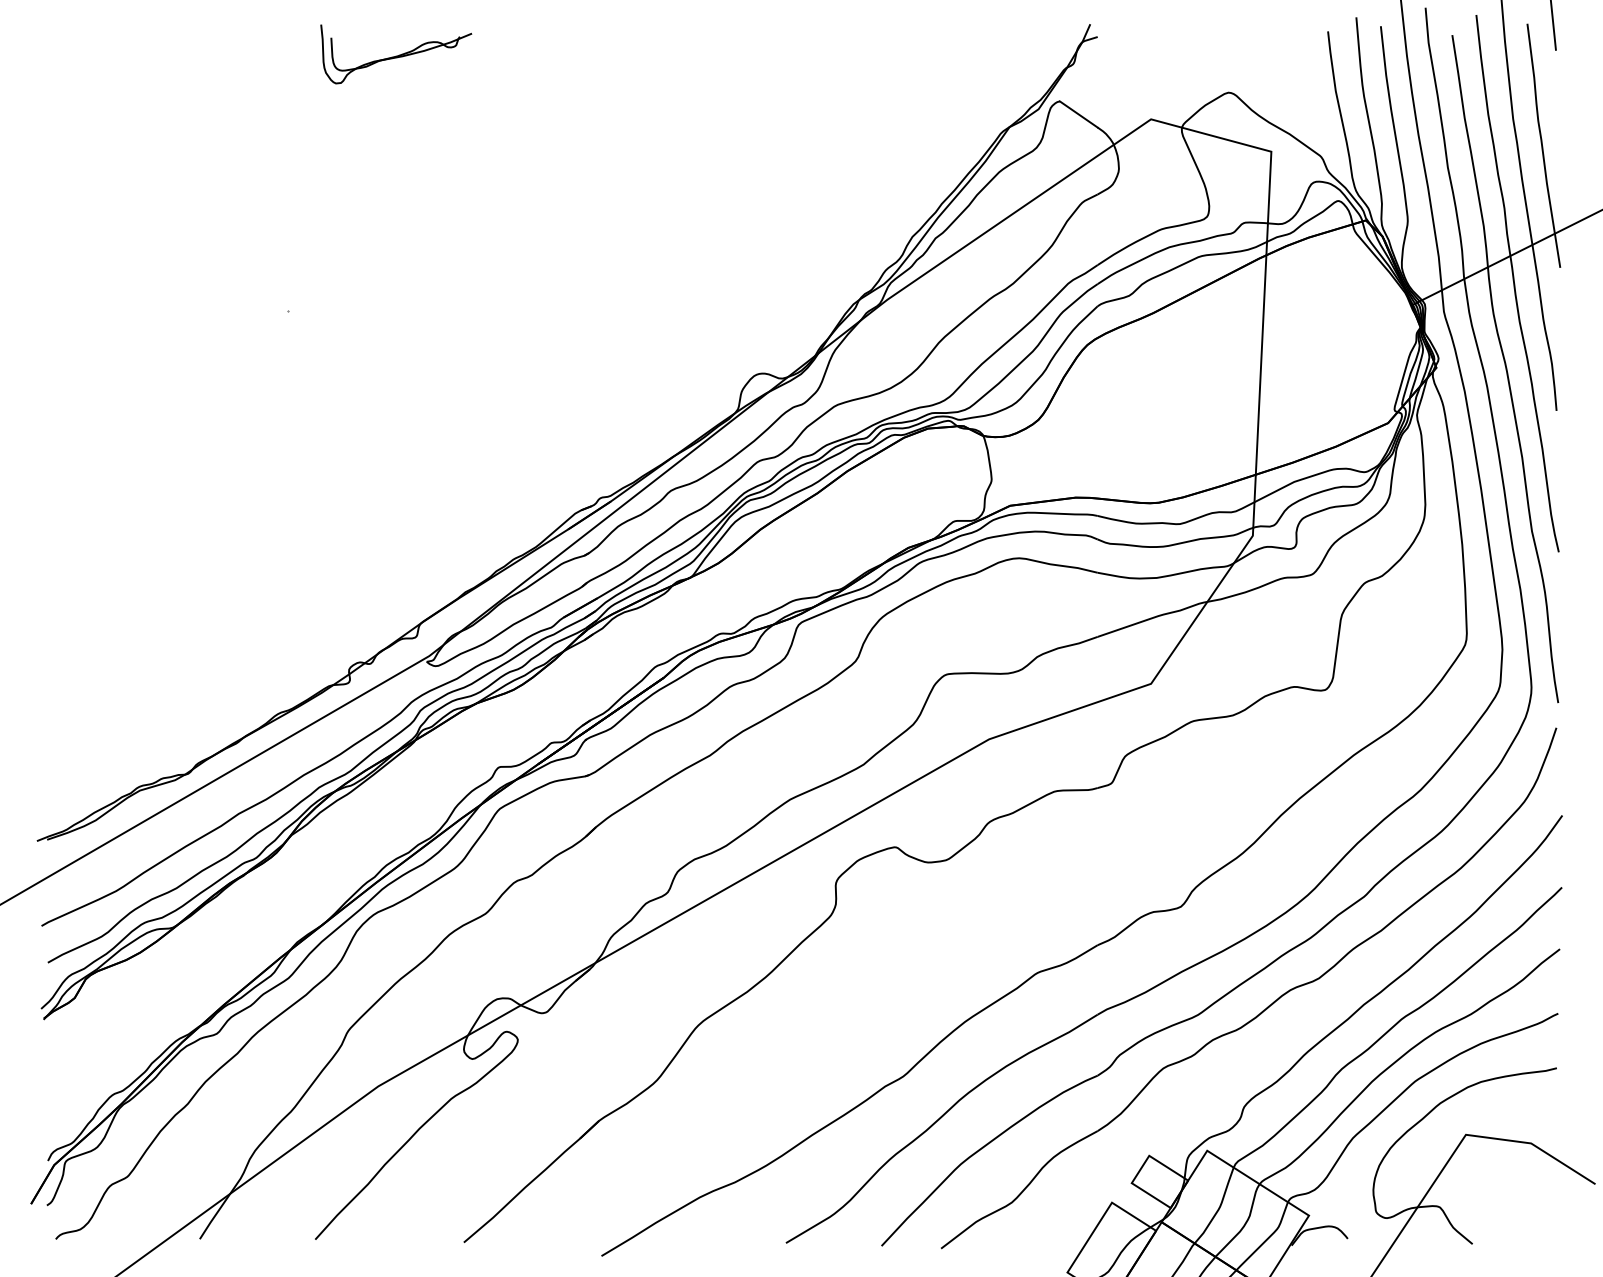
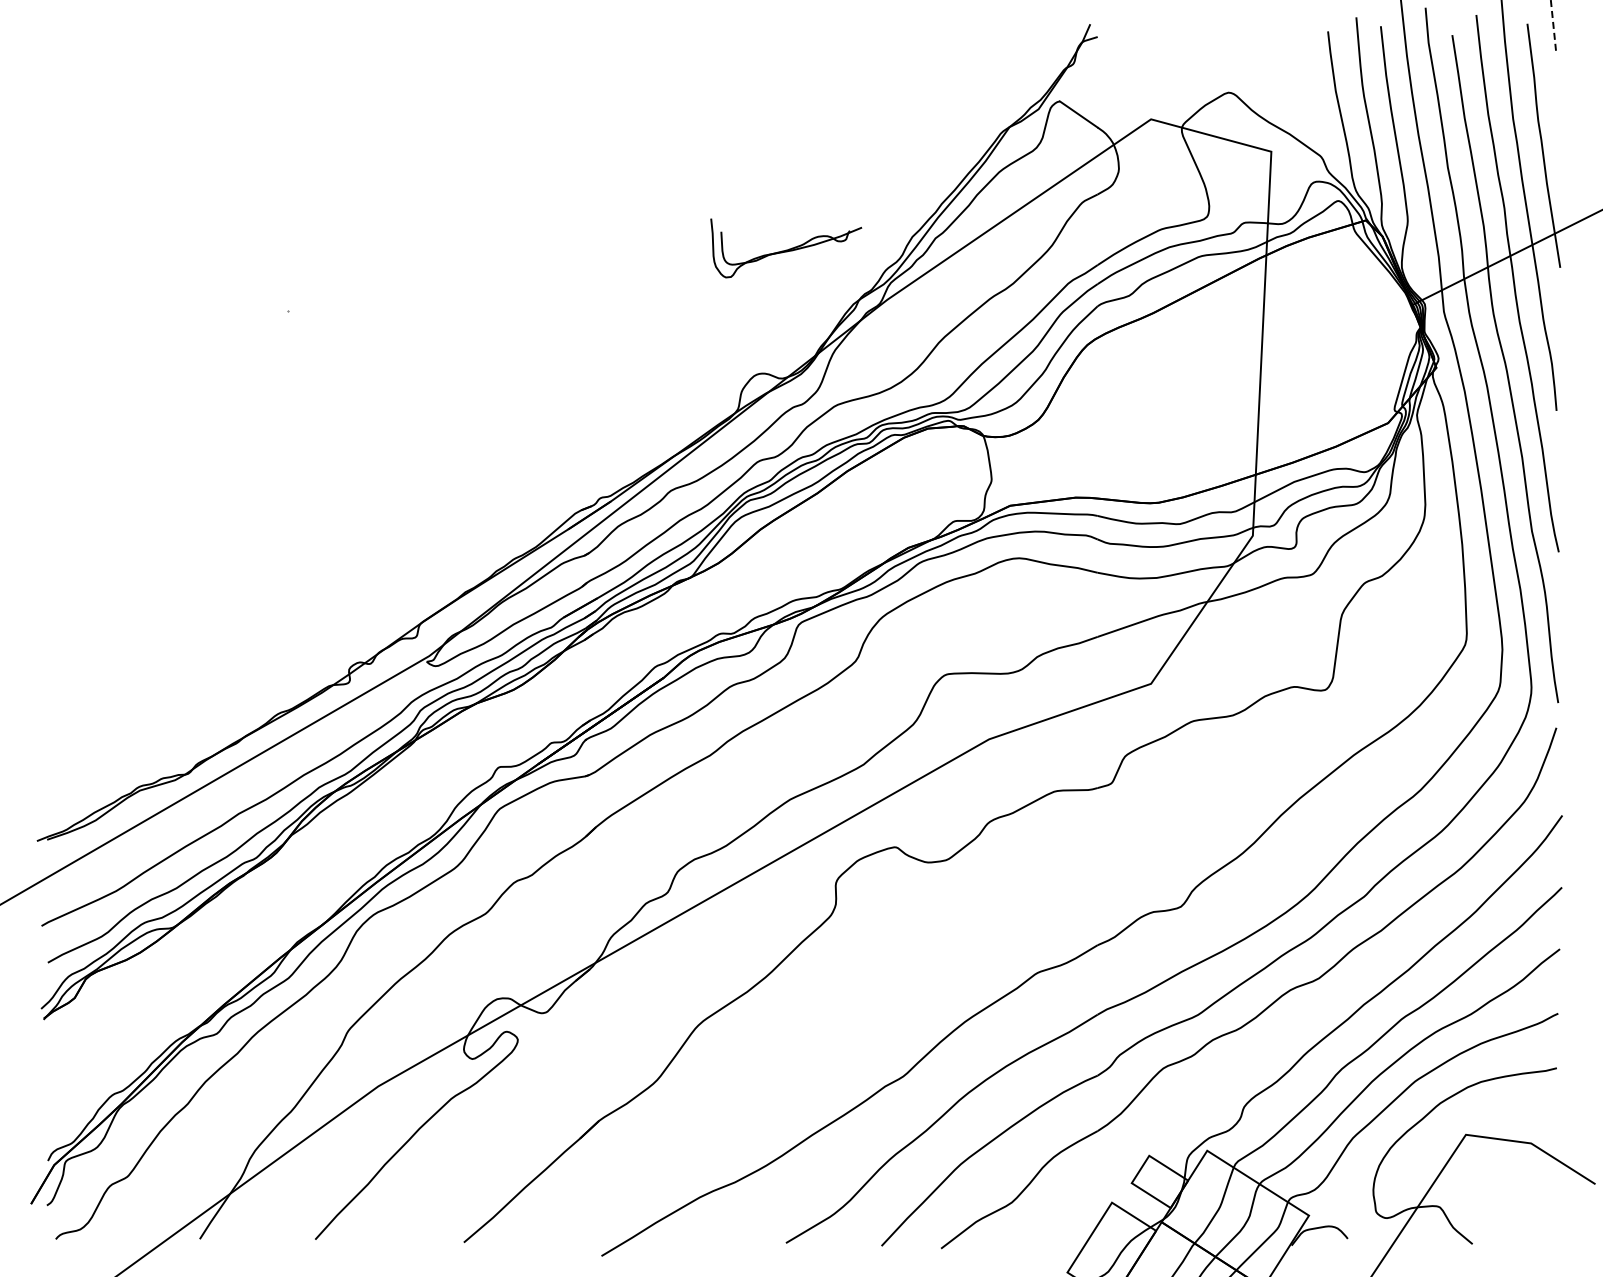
line: solid -> dashed (1553, 25)
part position: (396, 54) -> (786, 248) (786, 248)
